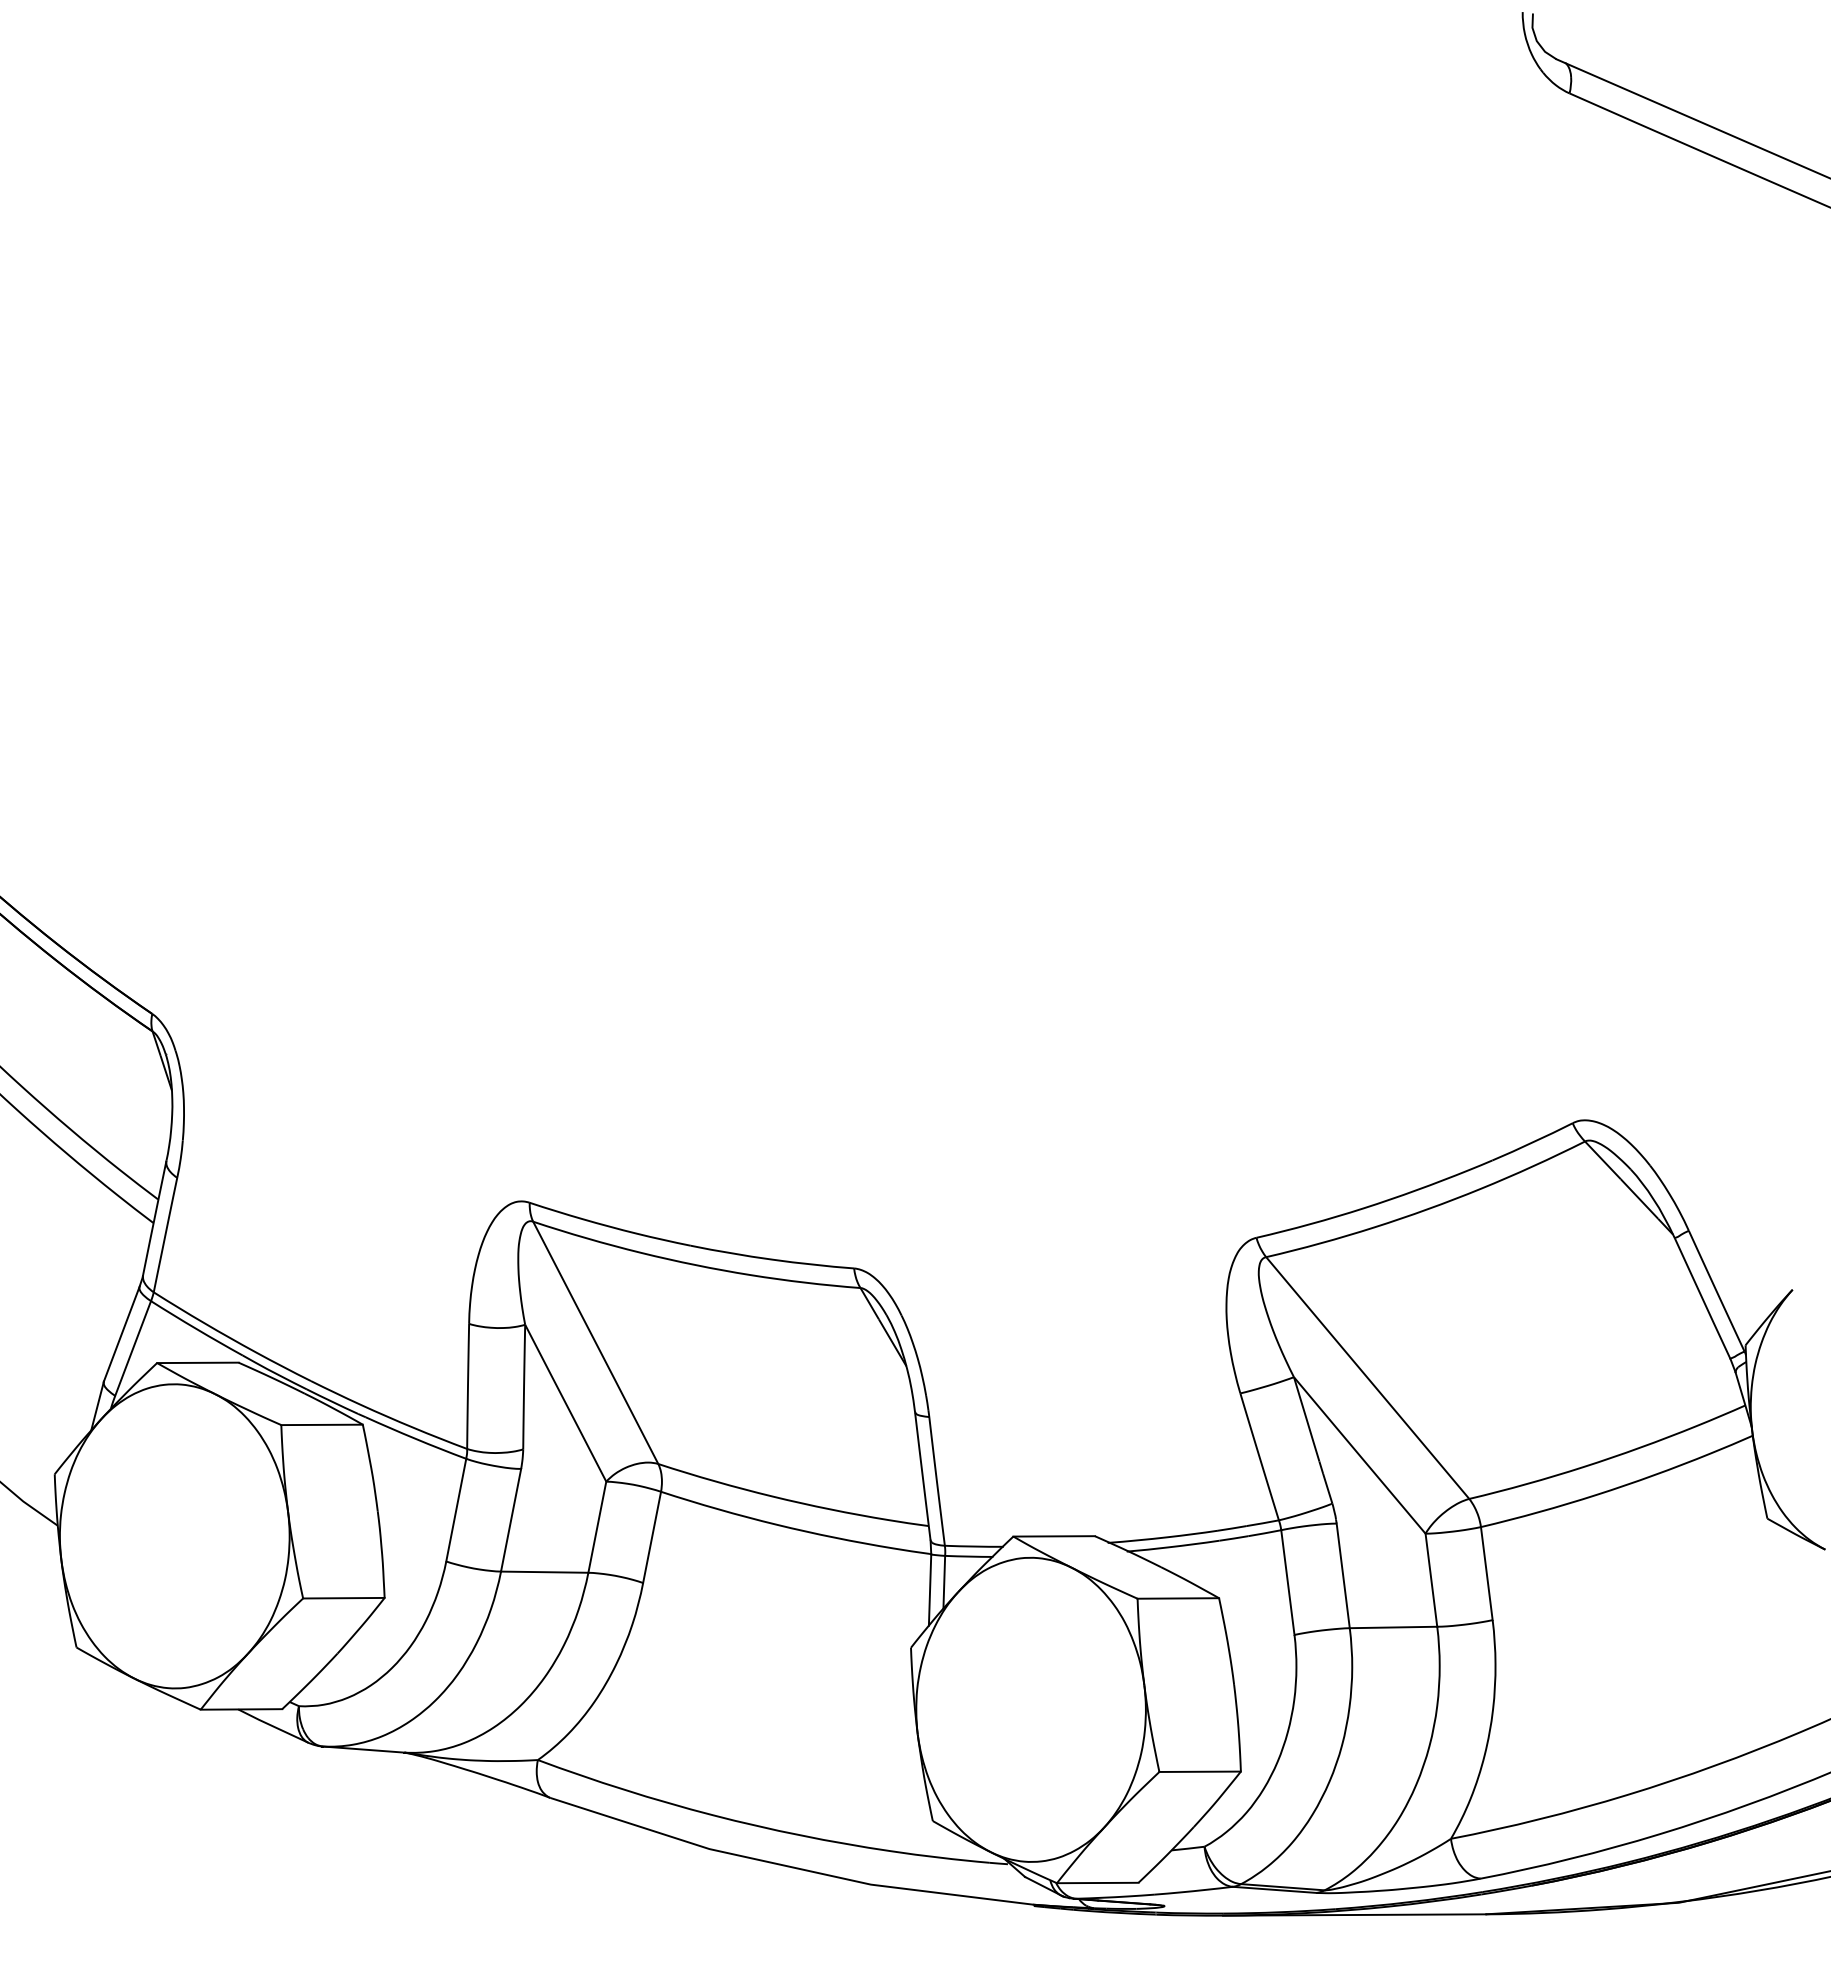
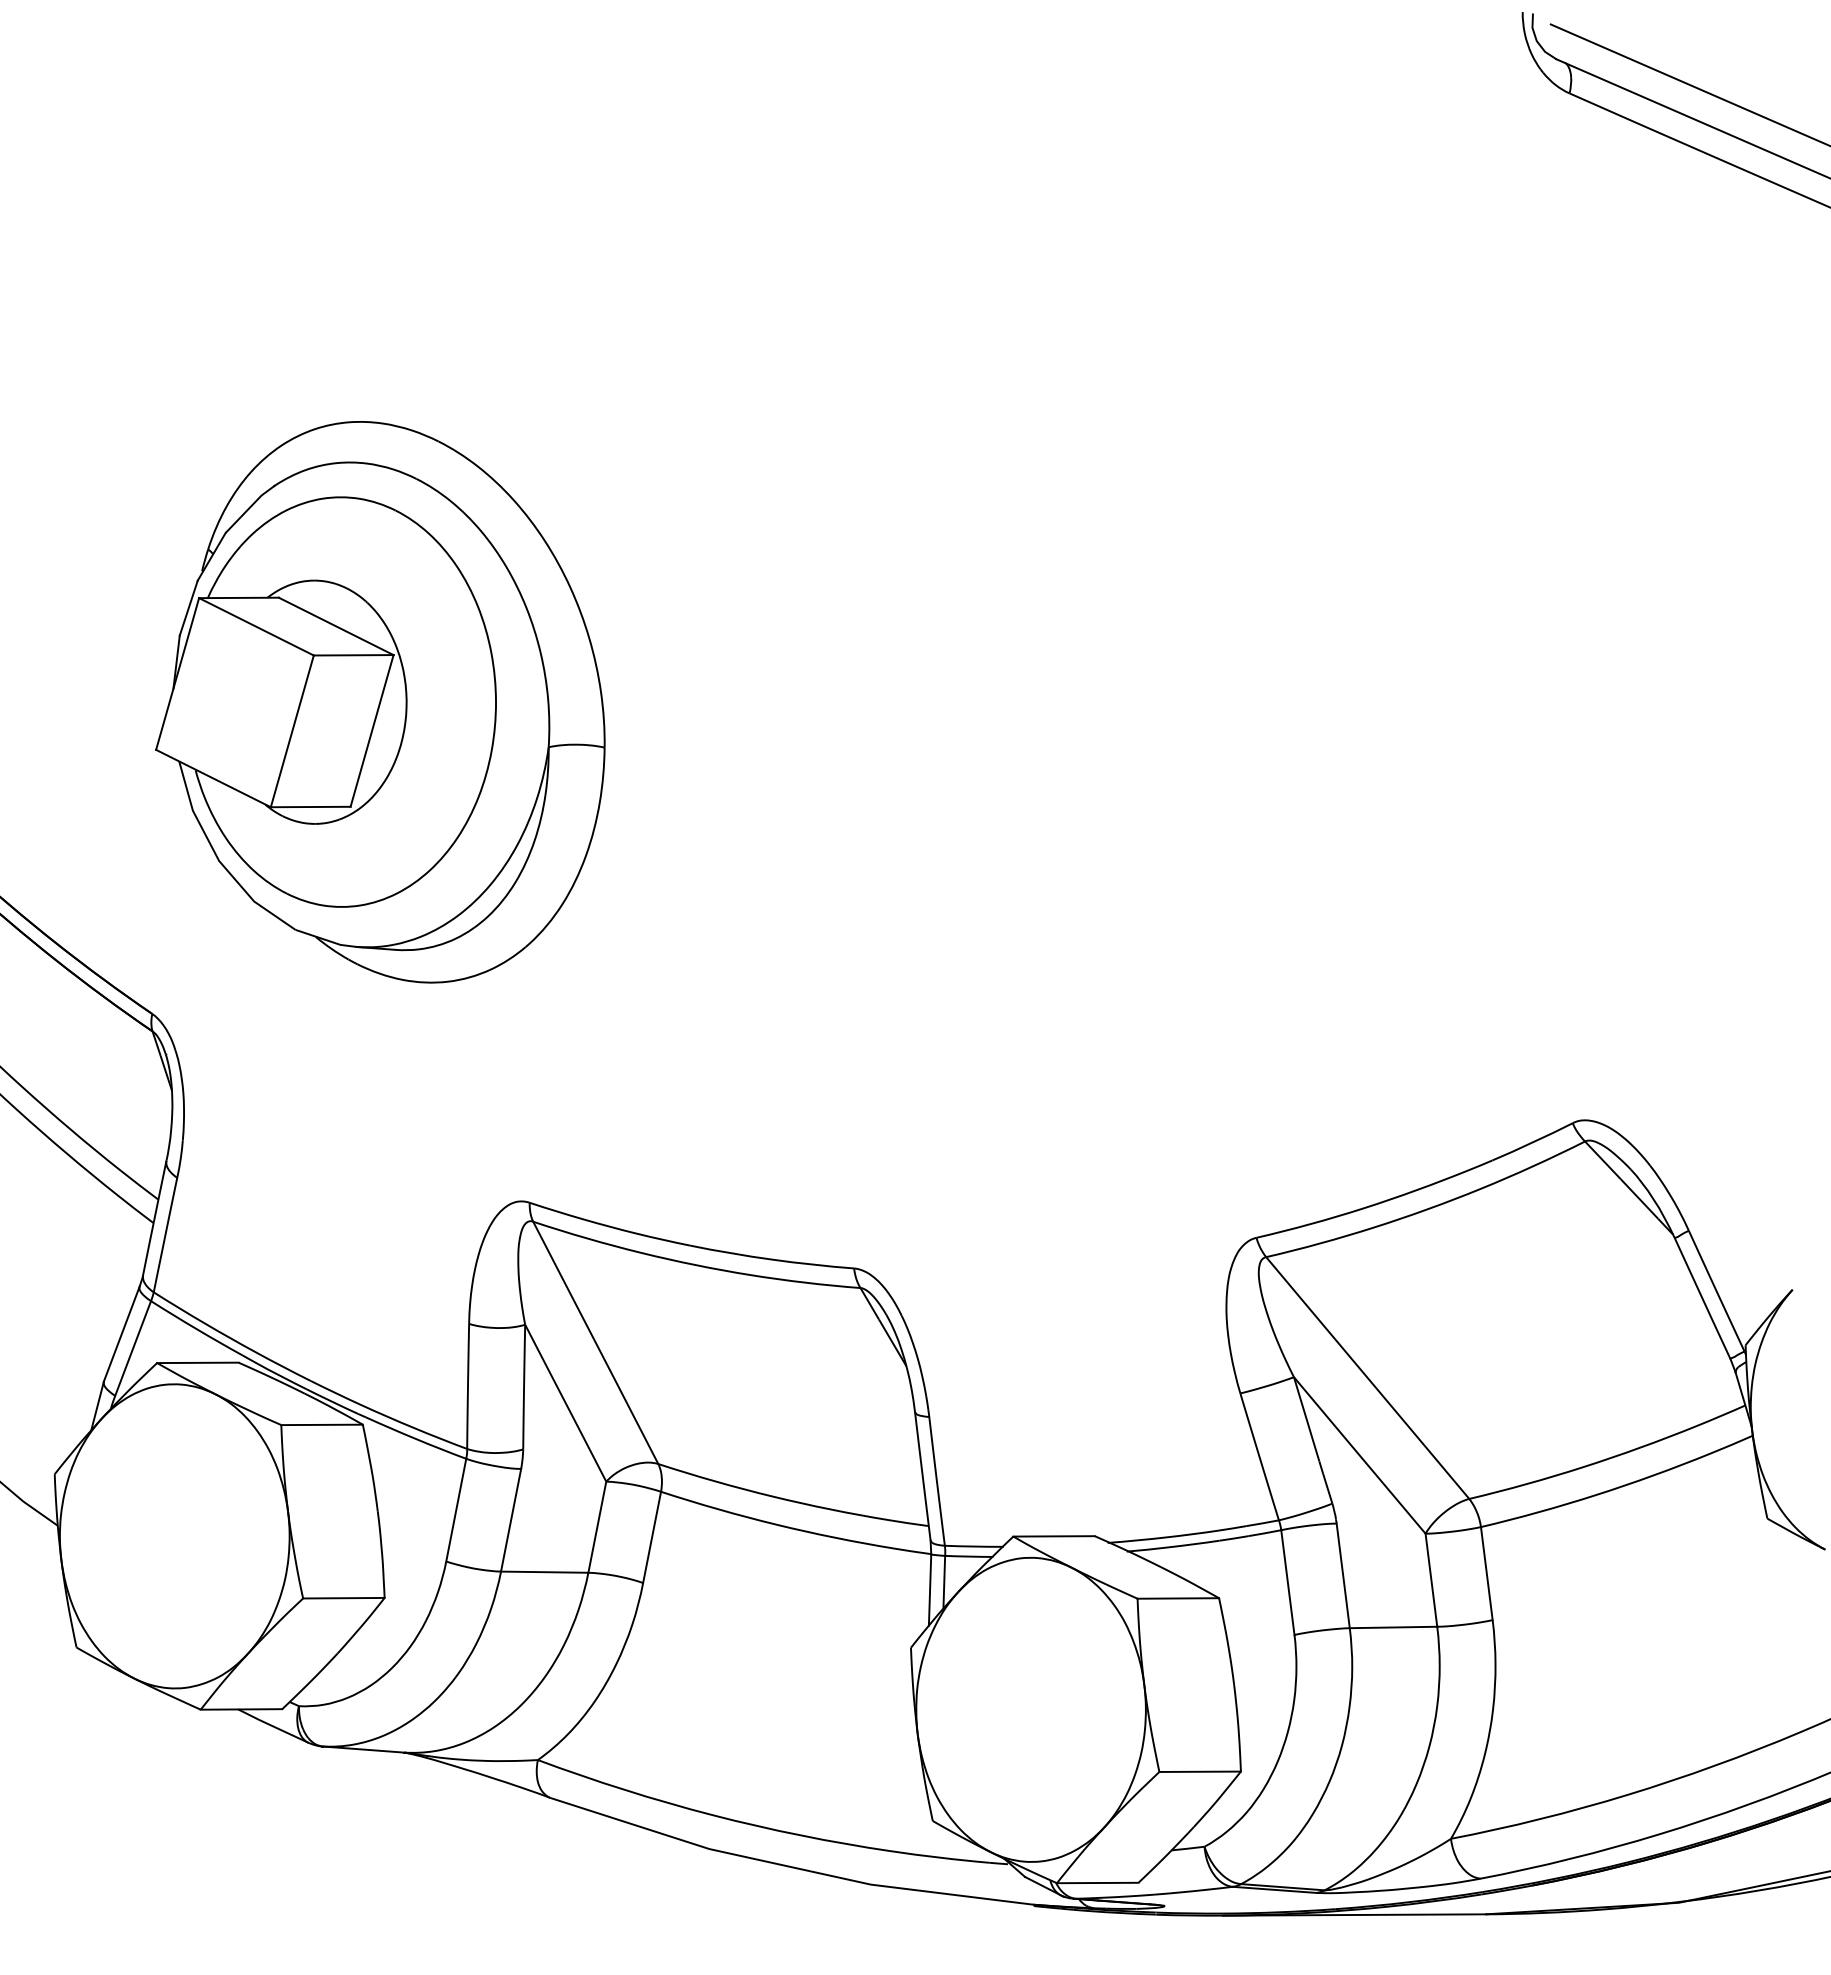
line: none -> present (1688, 84)
part: none -> present (380, 702)
